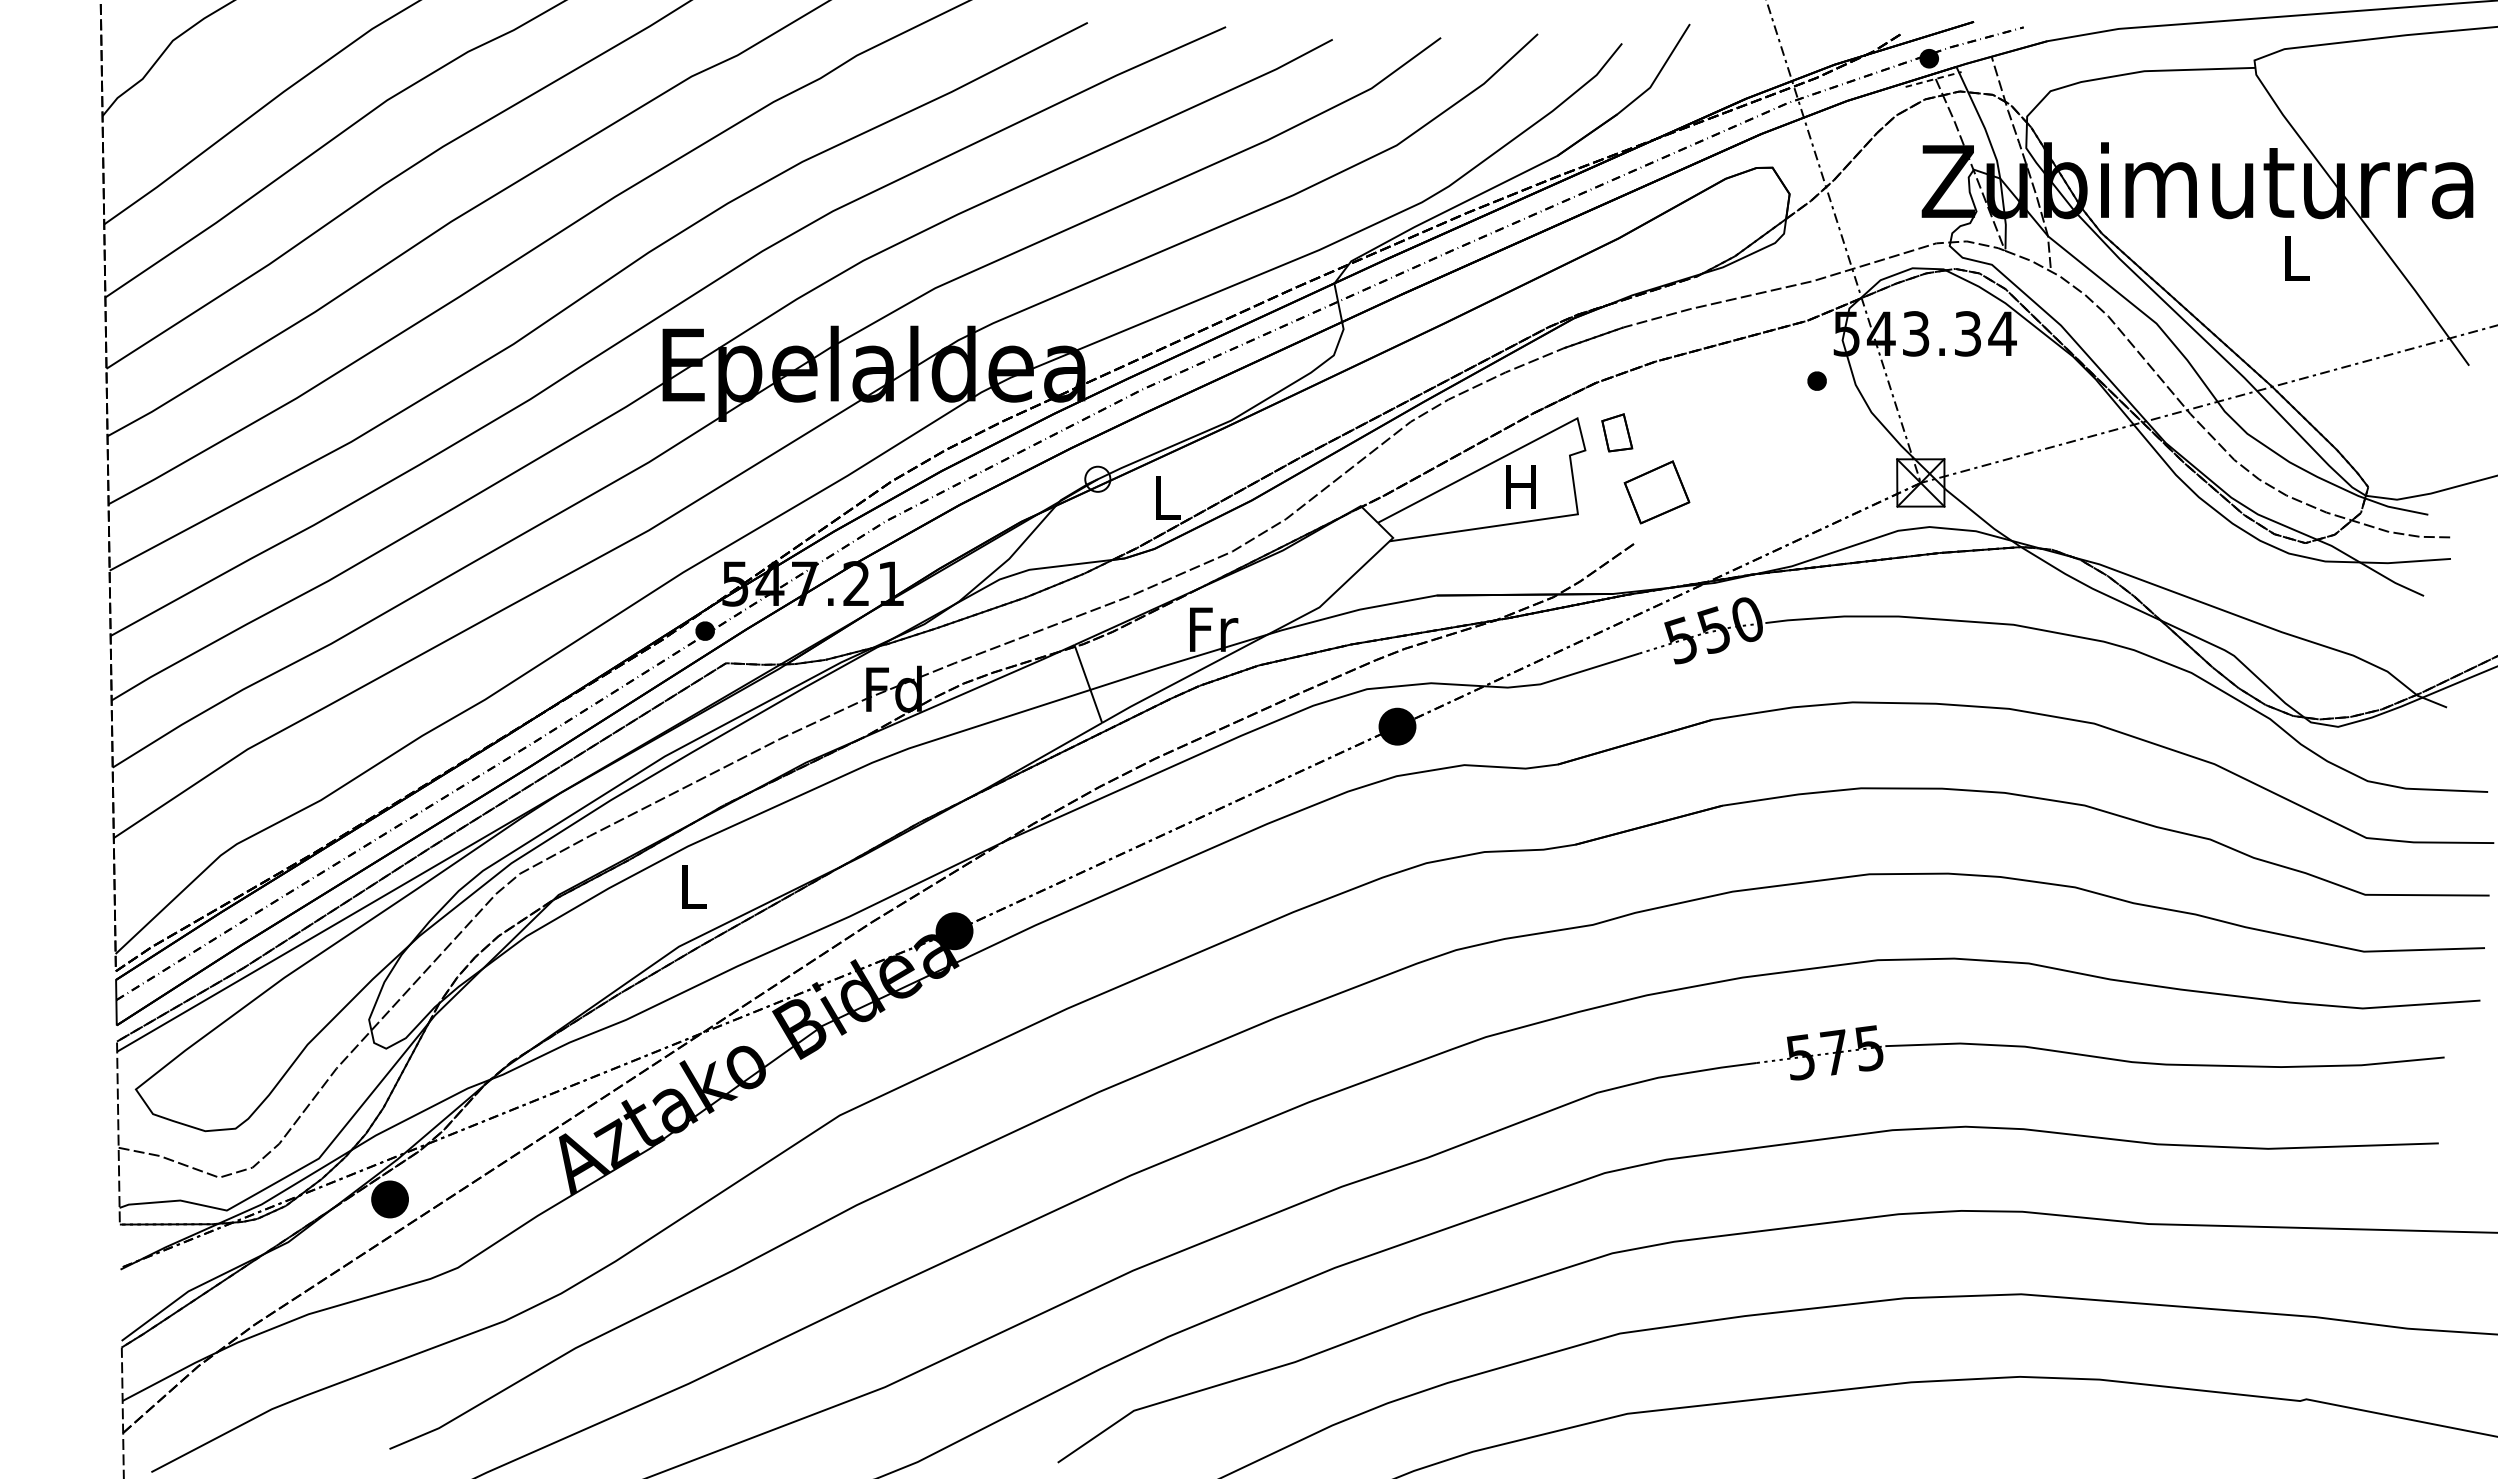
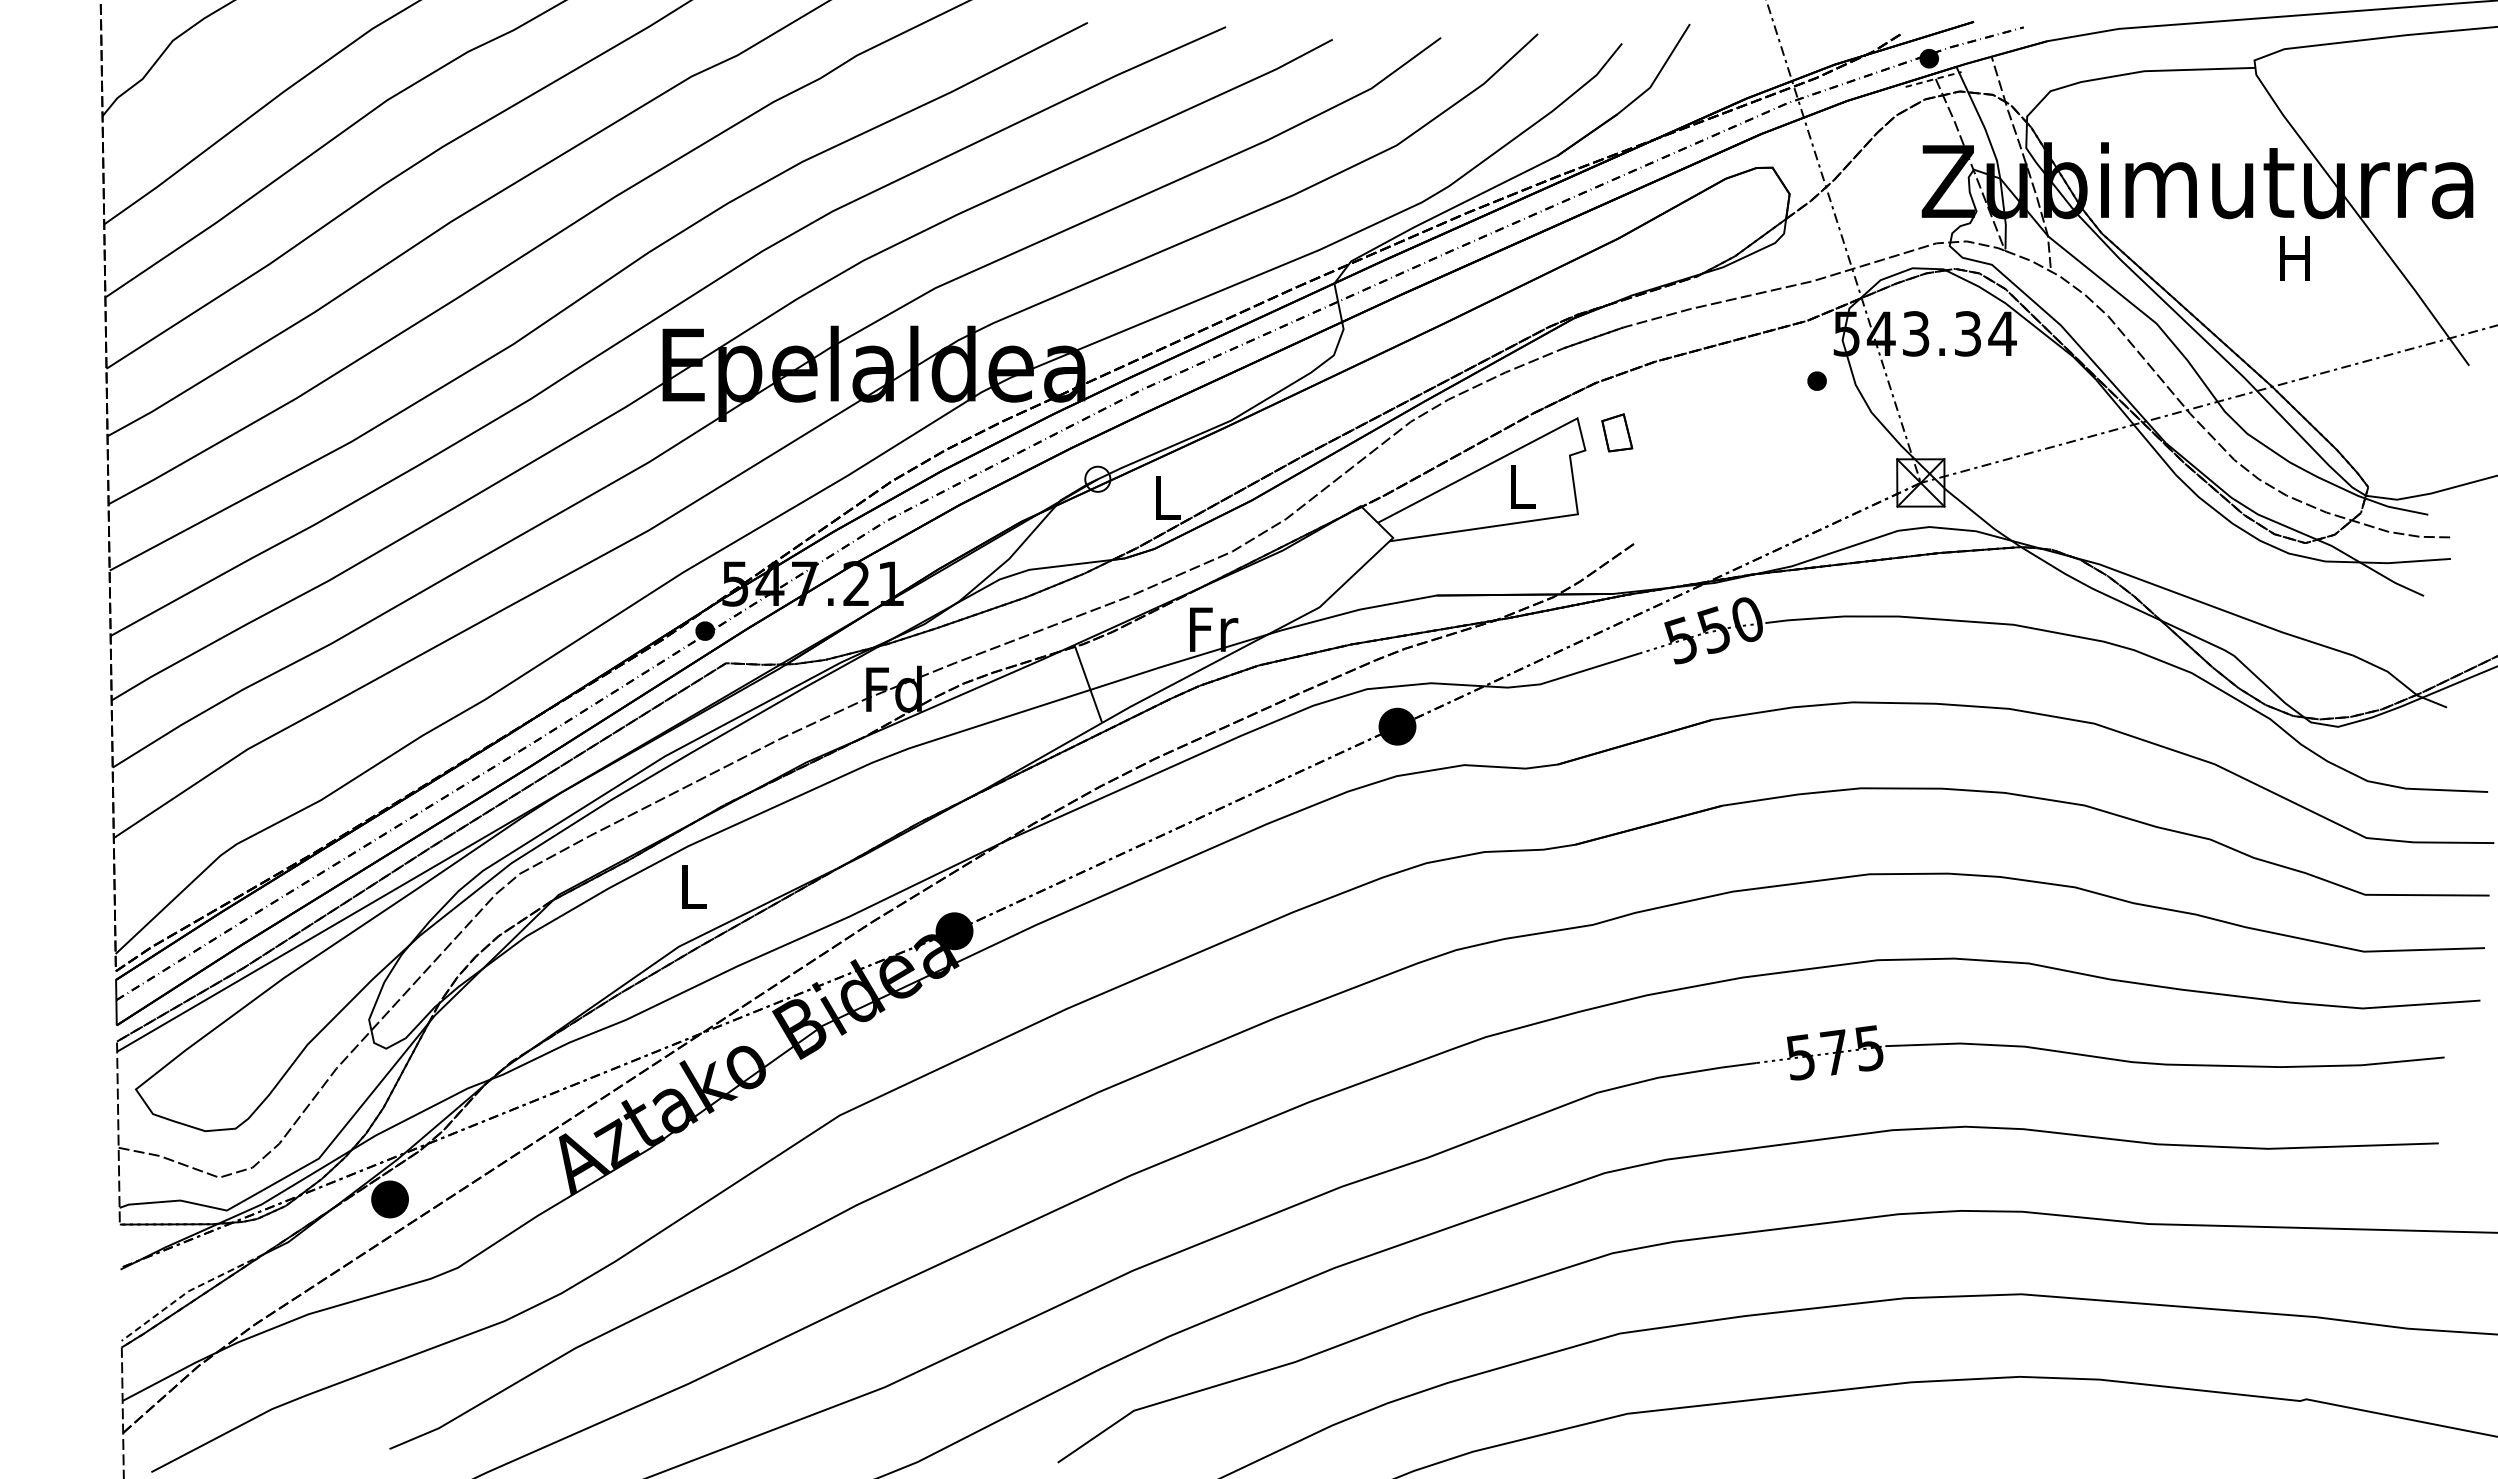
text: L -> H (2294, 258)
text: H -> L (1520, 486)
part: present -> none (1656, 492)
line: solid -> dashed (188, 1291)
